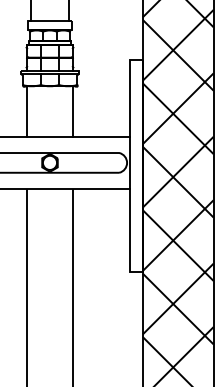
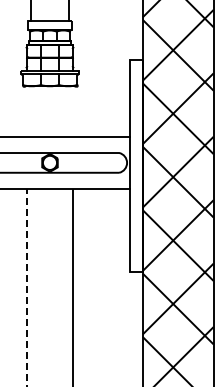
line: present -> none (27, 111)
line: present -> none (72, 111)
line: solid -> dashed (27, 287)
